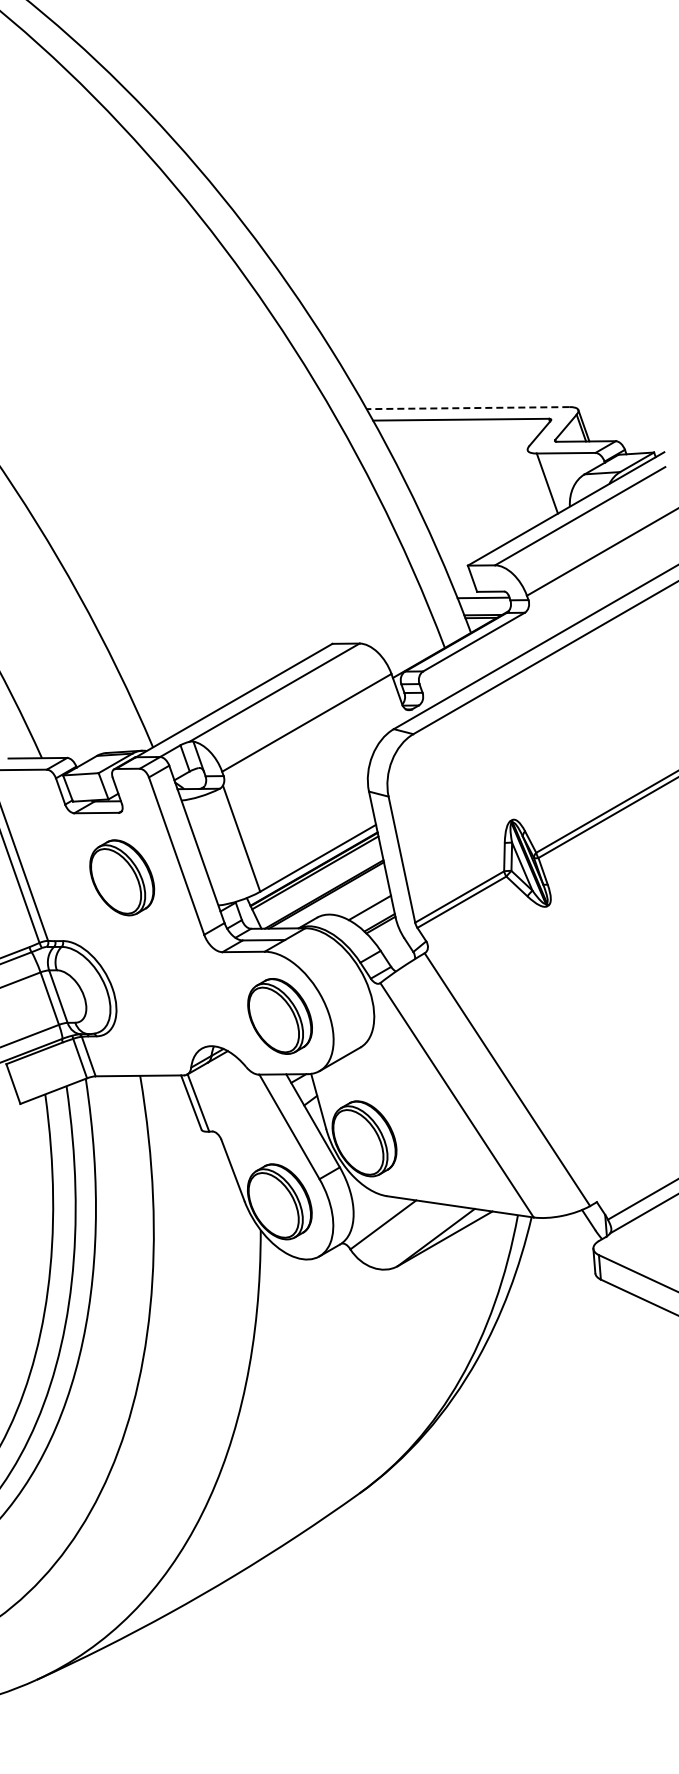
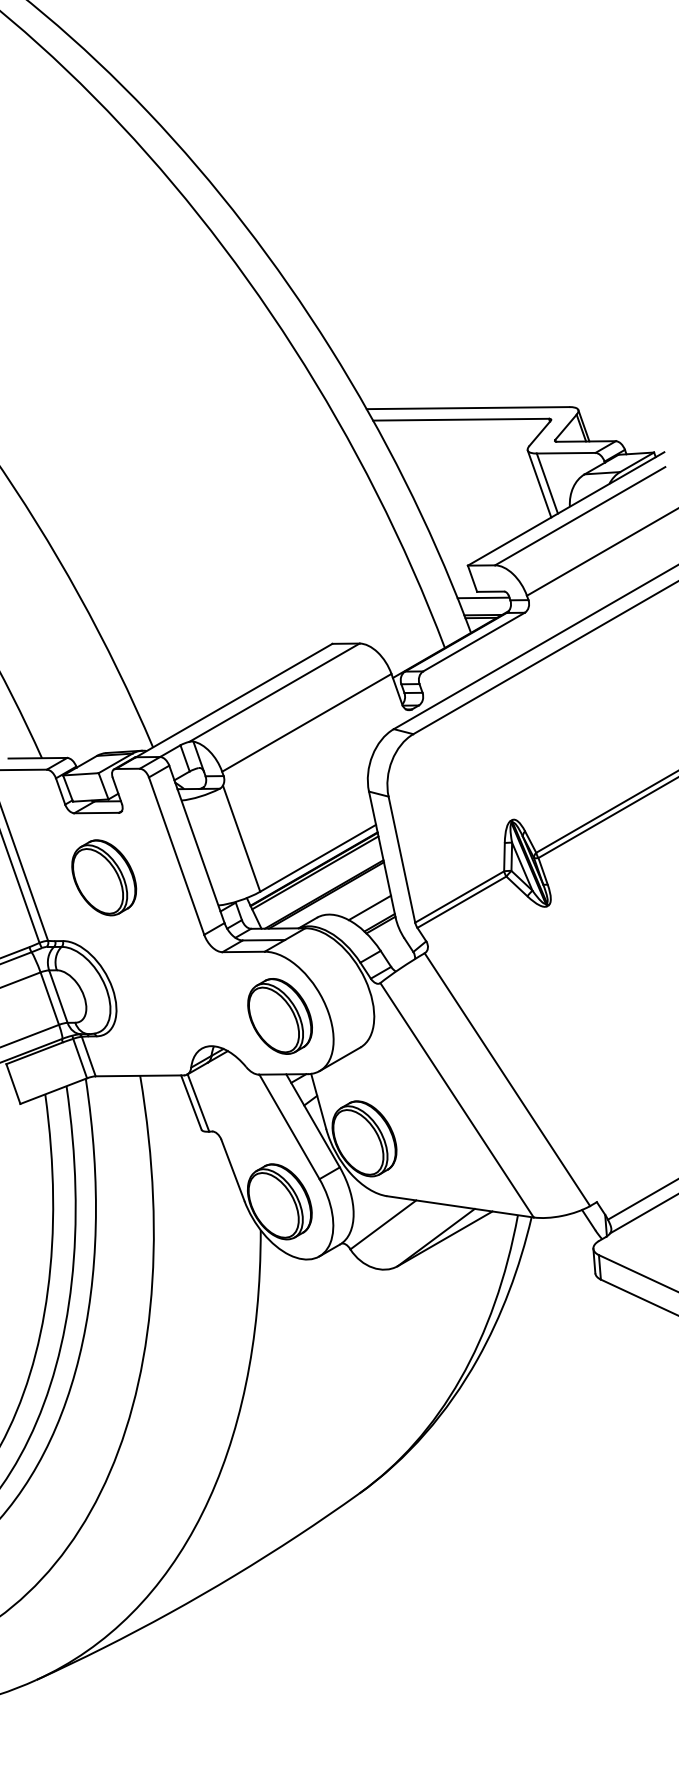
line: dashed -> solid (467, 408)
line: none -> present (539, 483)
part position: (122, 877) -> (104, 877) (104, 877)
